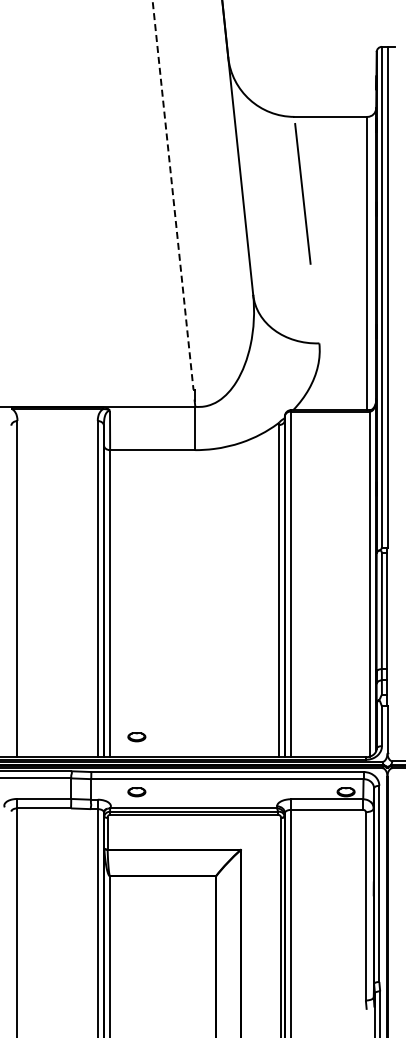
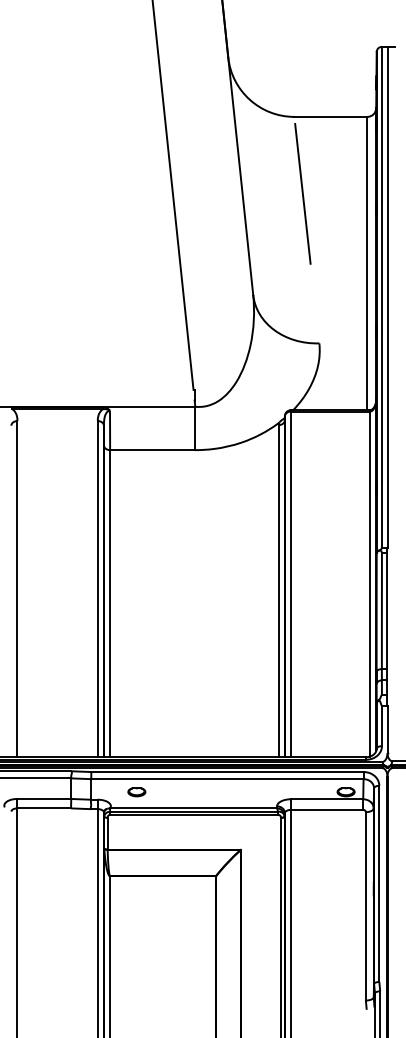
line: dashed -> solid (173, 194)
part: present -> none (136, 737)
